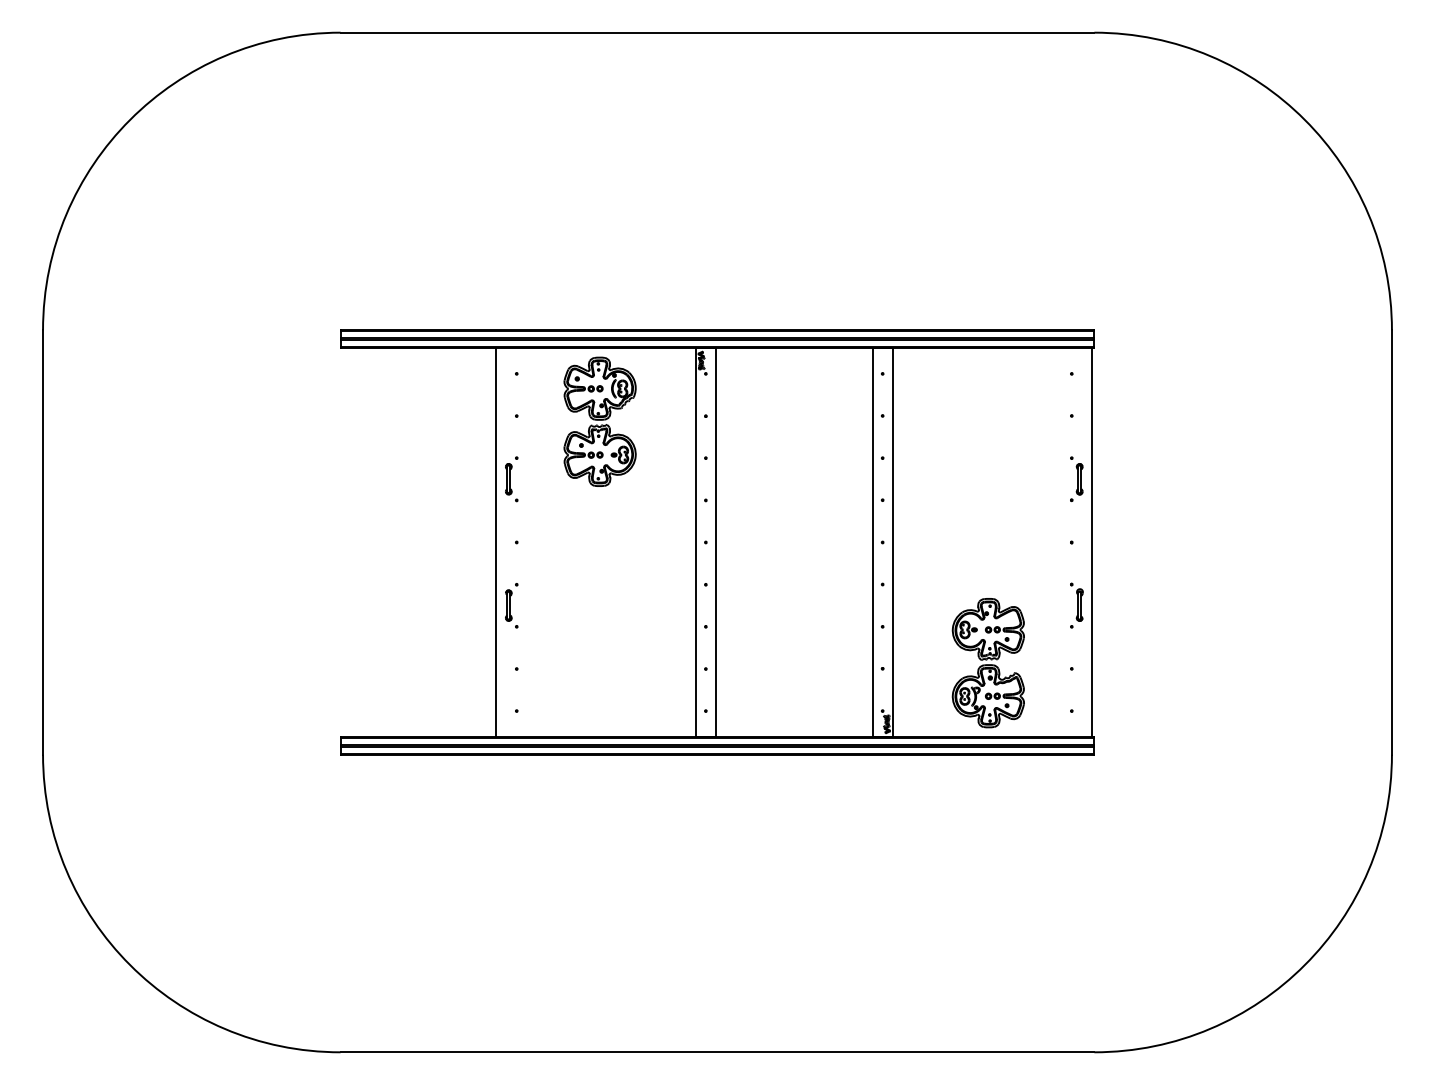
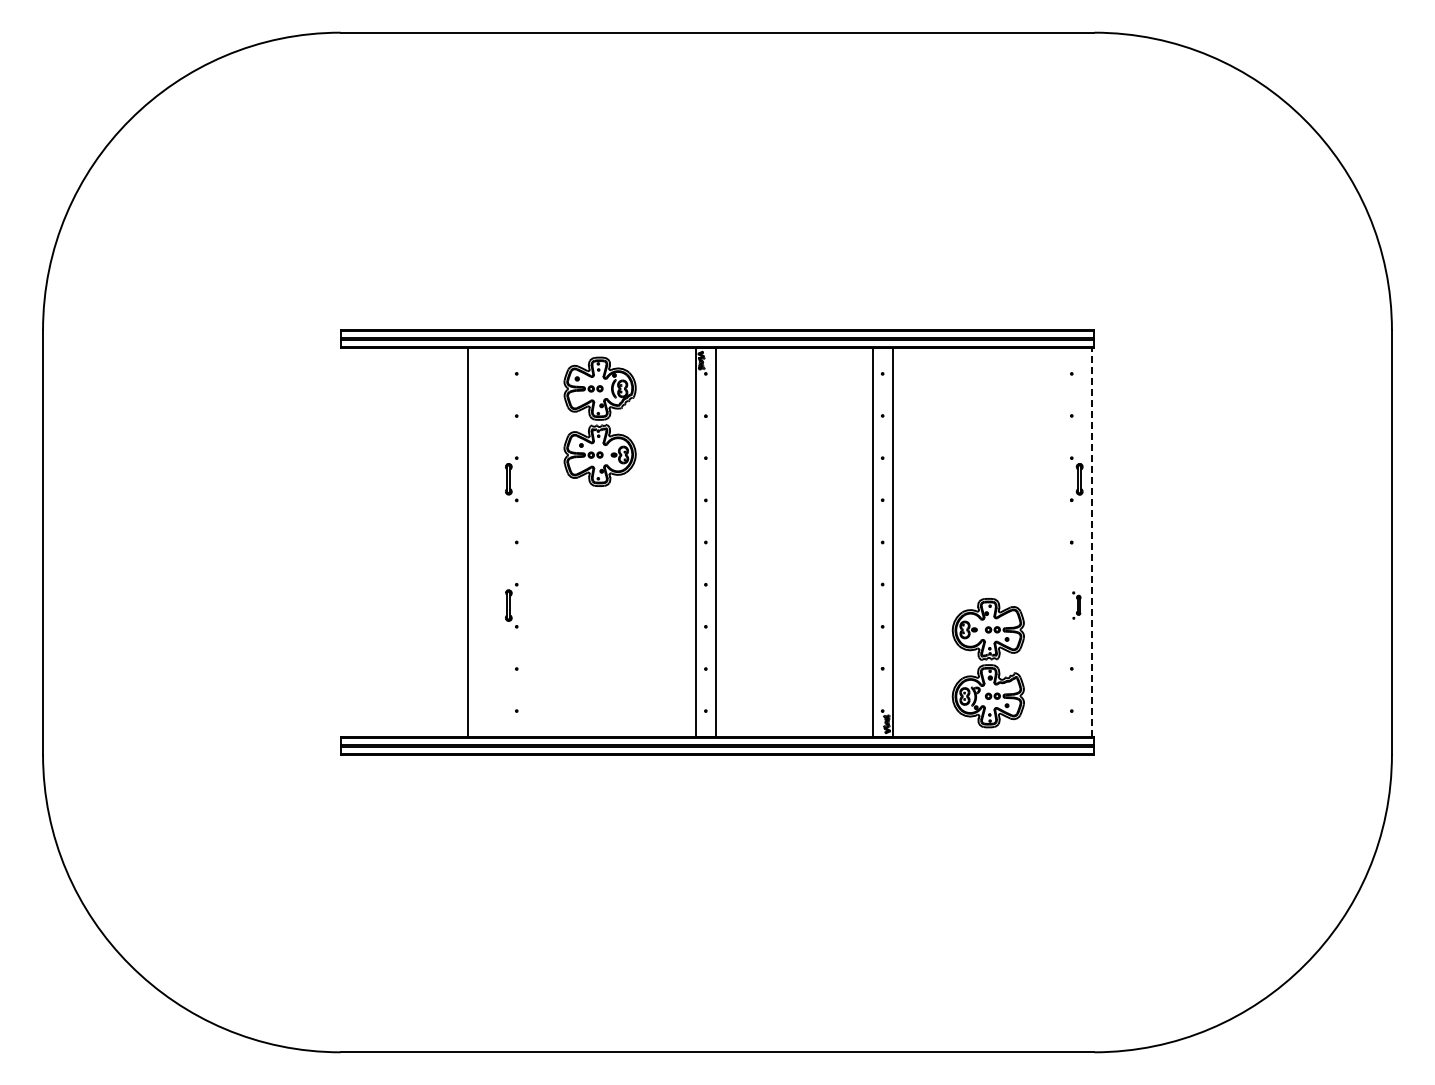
line position: (496, 542) -> (468, 542) (468, 542)
line: solid -> dashed (1092, 542)
part size: 14x47 px -> 10x29 px (1076, 605)
